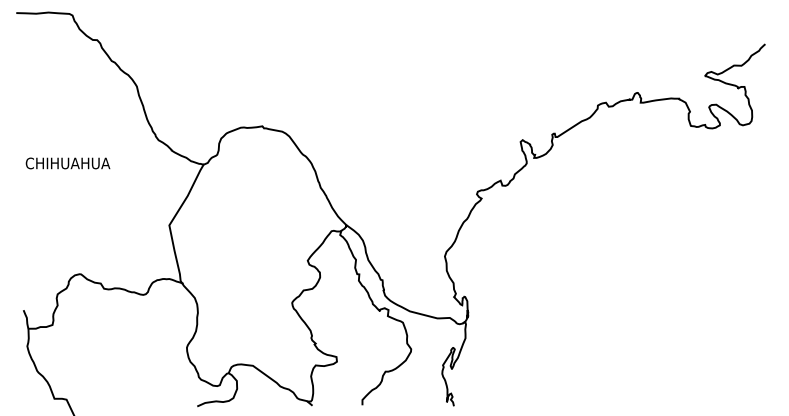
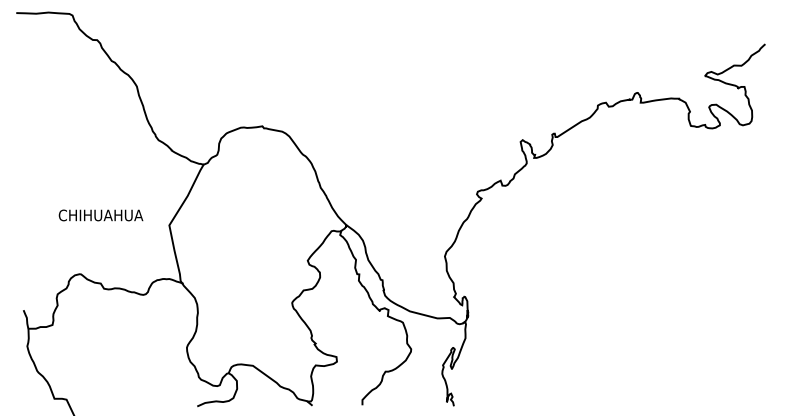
text position: (67, 163) -> (100, 215) (100, 215)
